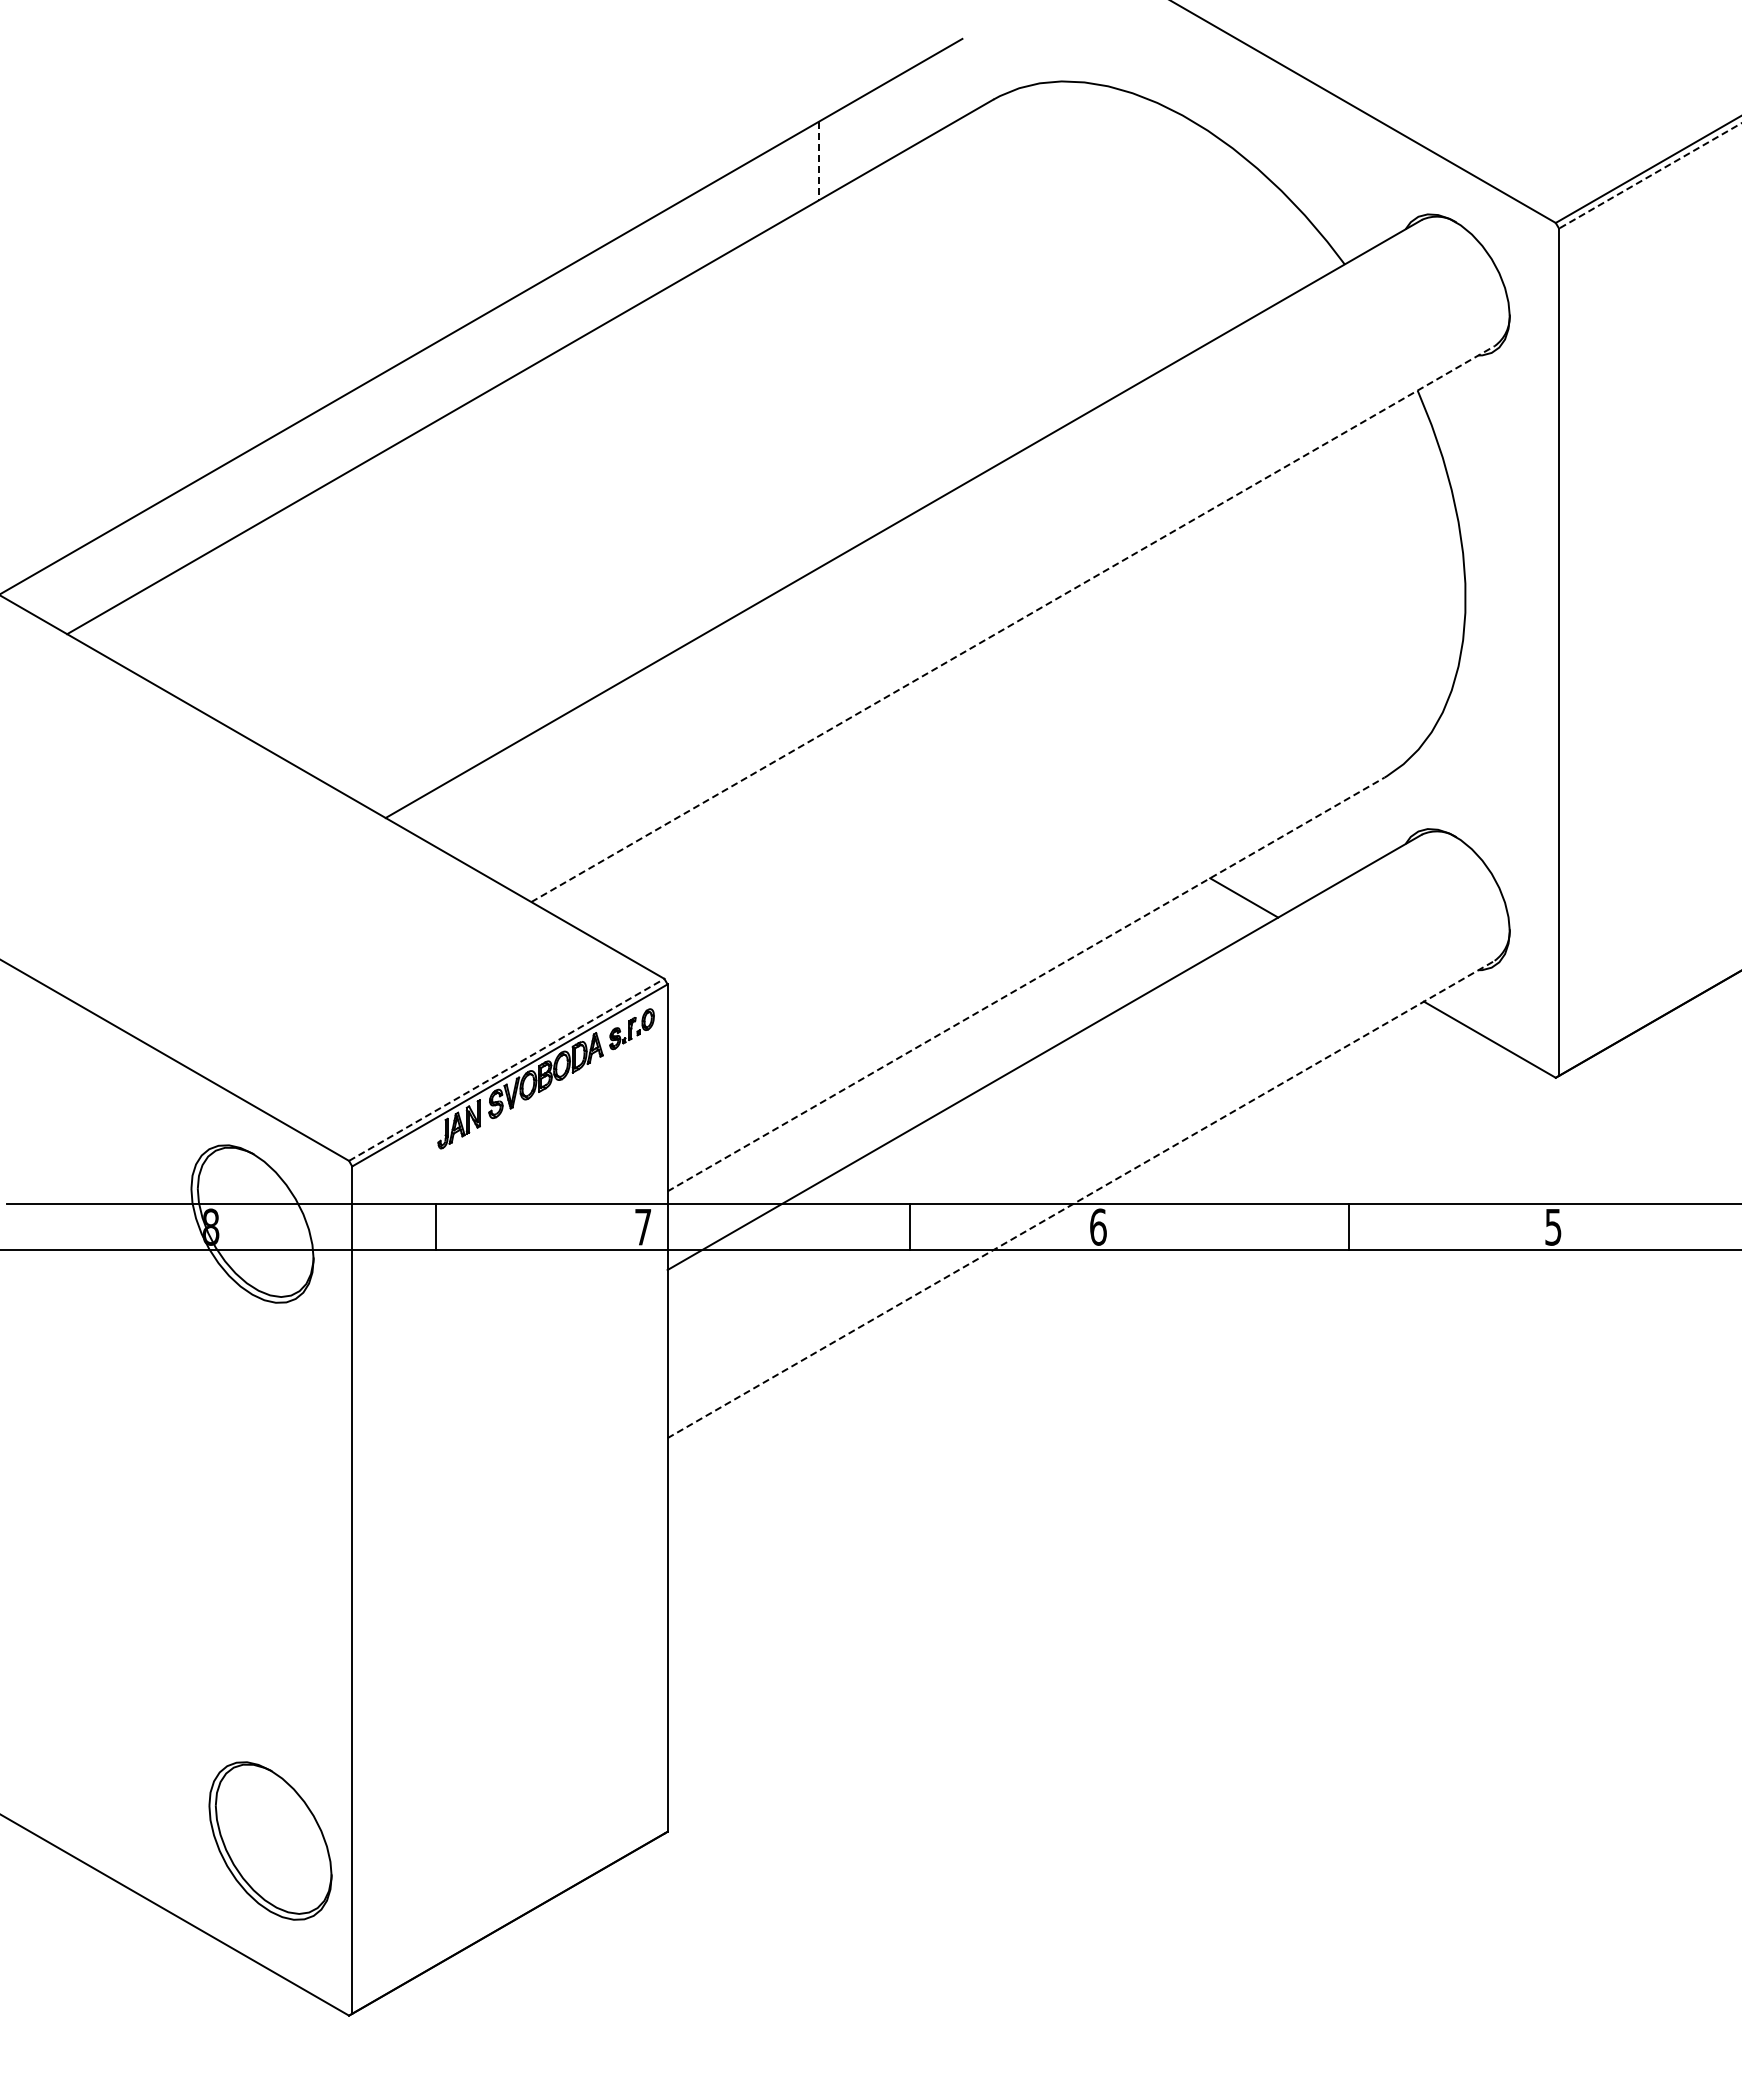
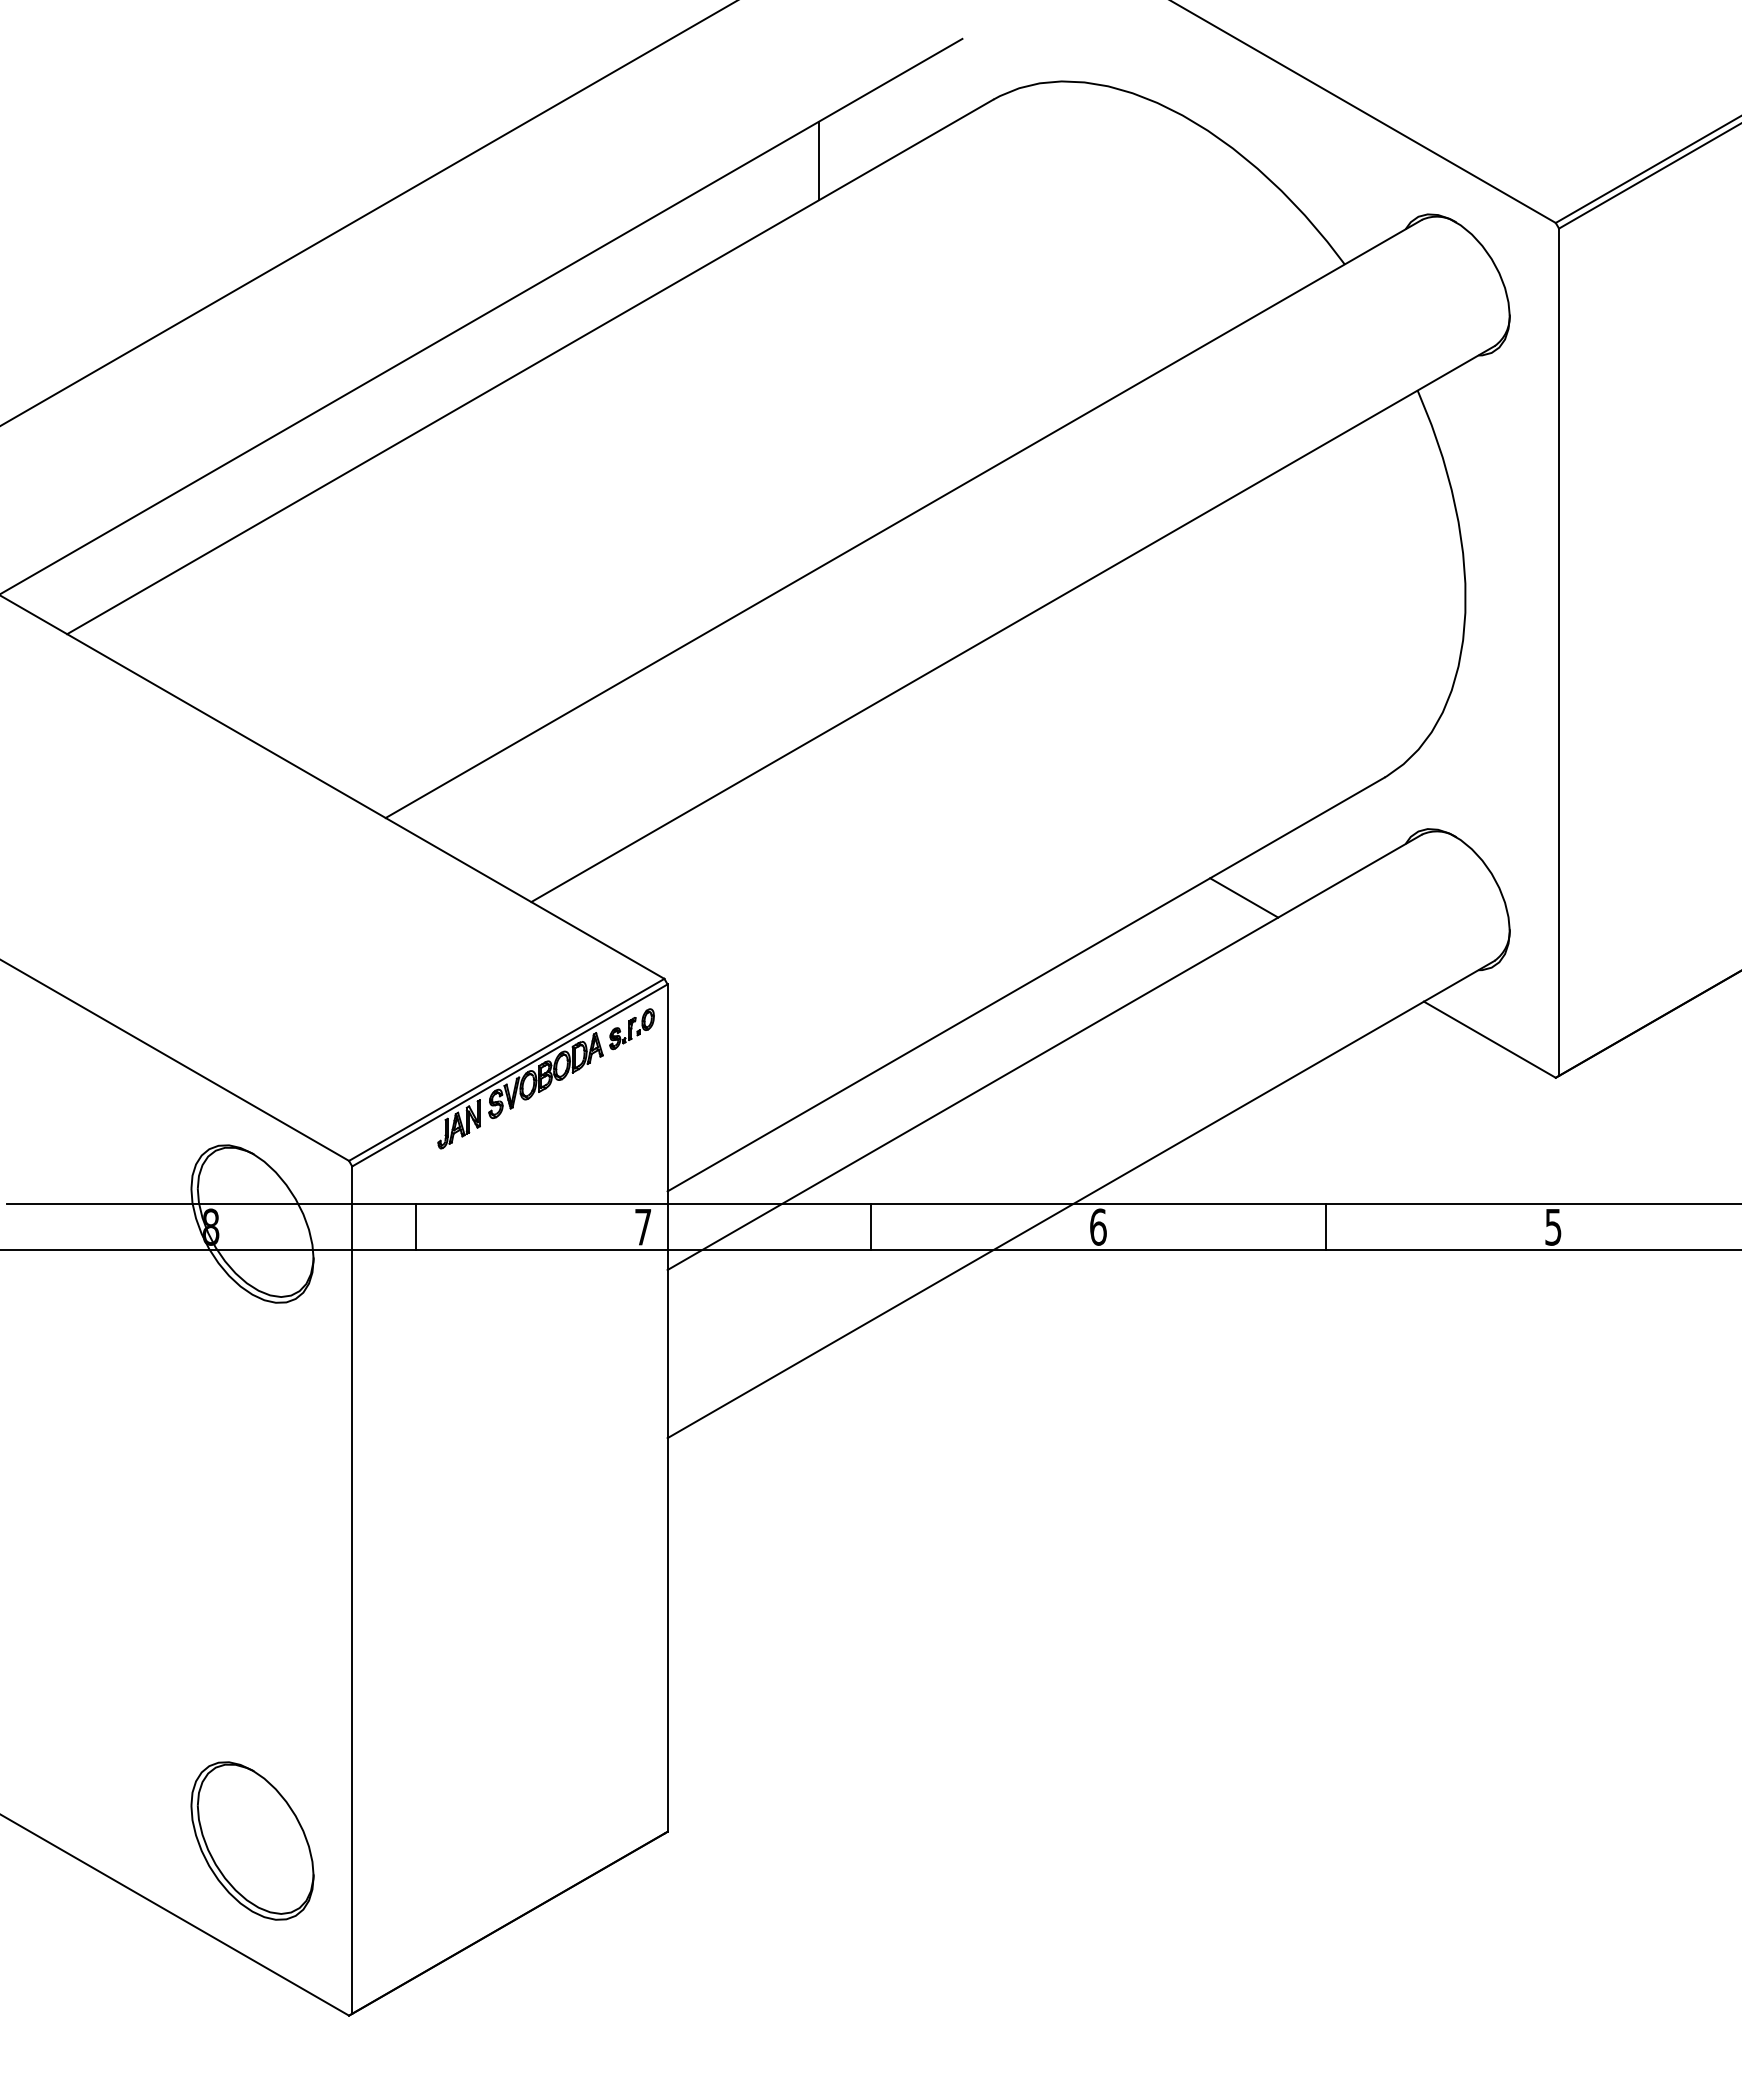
line: dashed -> solid (818, 161)
line: dashed -> solid (1649, 176)
line: none -> present (368, 213)
line: dashed -> solid (1013, 623)
line: dashed -> solid (1026, 984)
line: dashed -> solid (507, 1069)
line: dashed -> solid (1081, 1199)
line position: (436, 1226) -> (416, 1226) (416, 1226)
line position: (910, 1226) -> (871, 1226) (871, 1226)
line position: (1349, 1226) -> (1326, 1226) (1326, 1226)
part position: (270, 1840) -> (252, 1840) (252, 1840)
